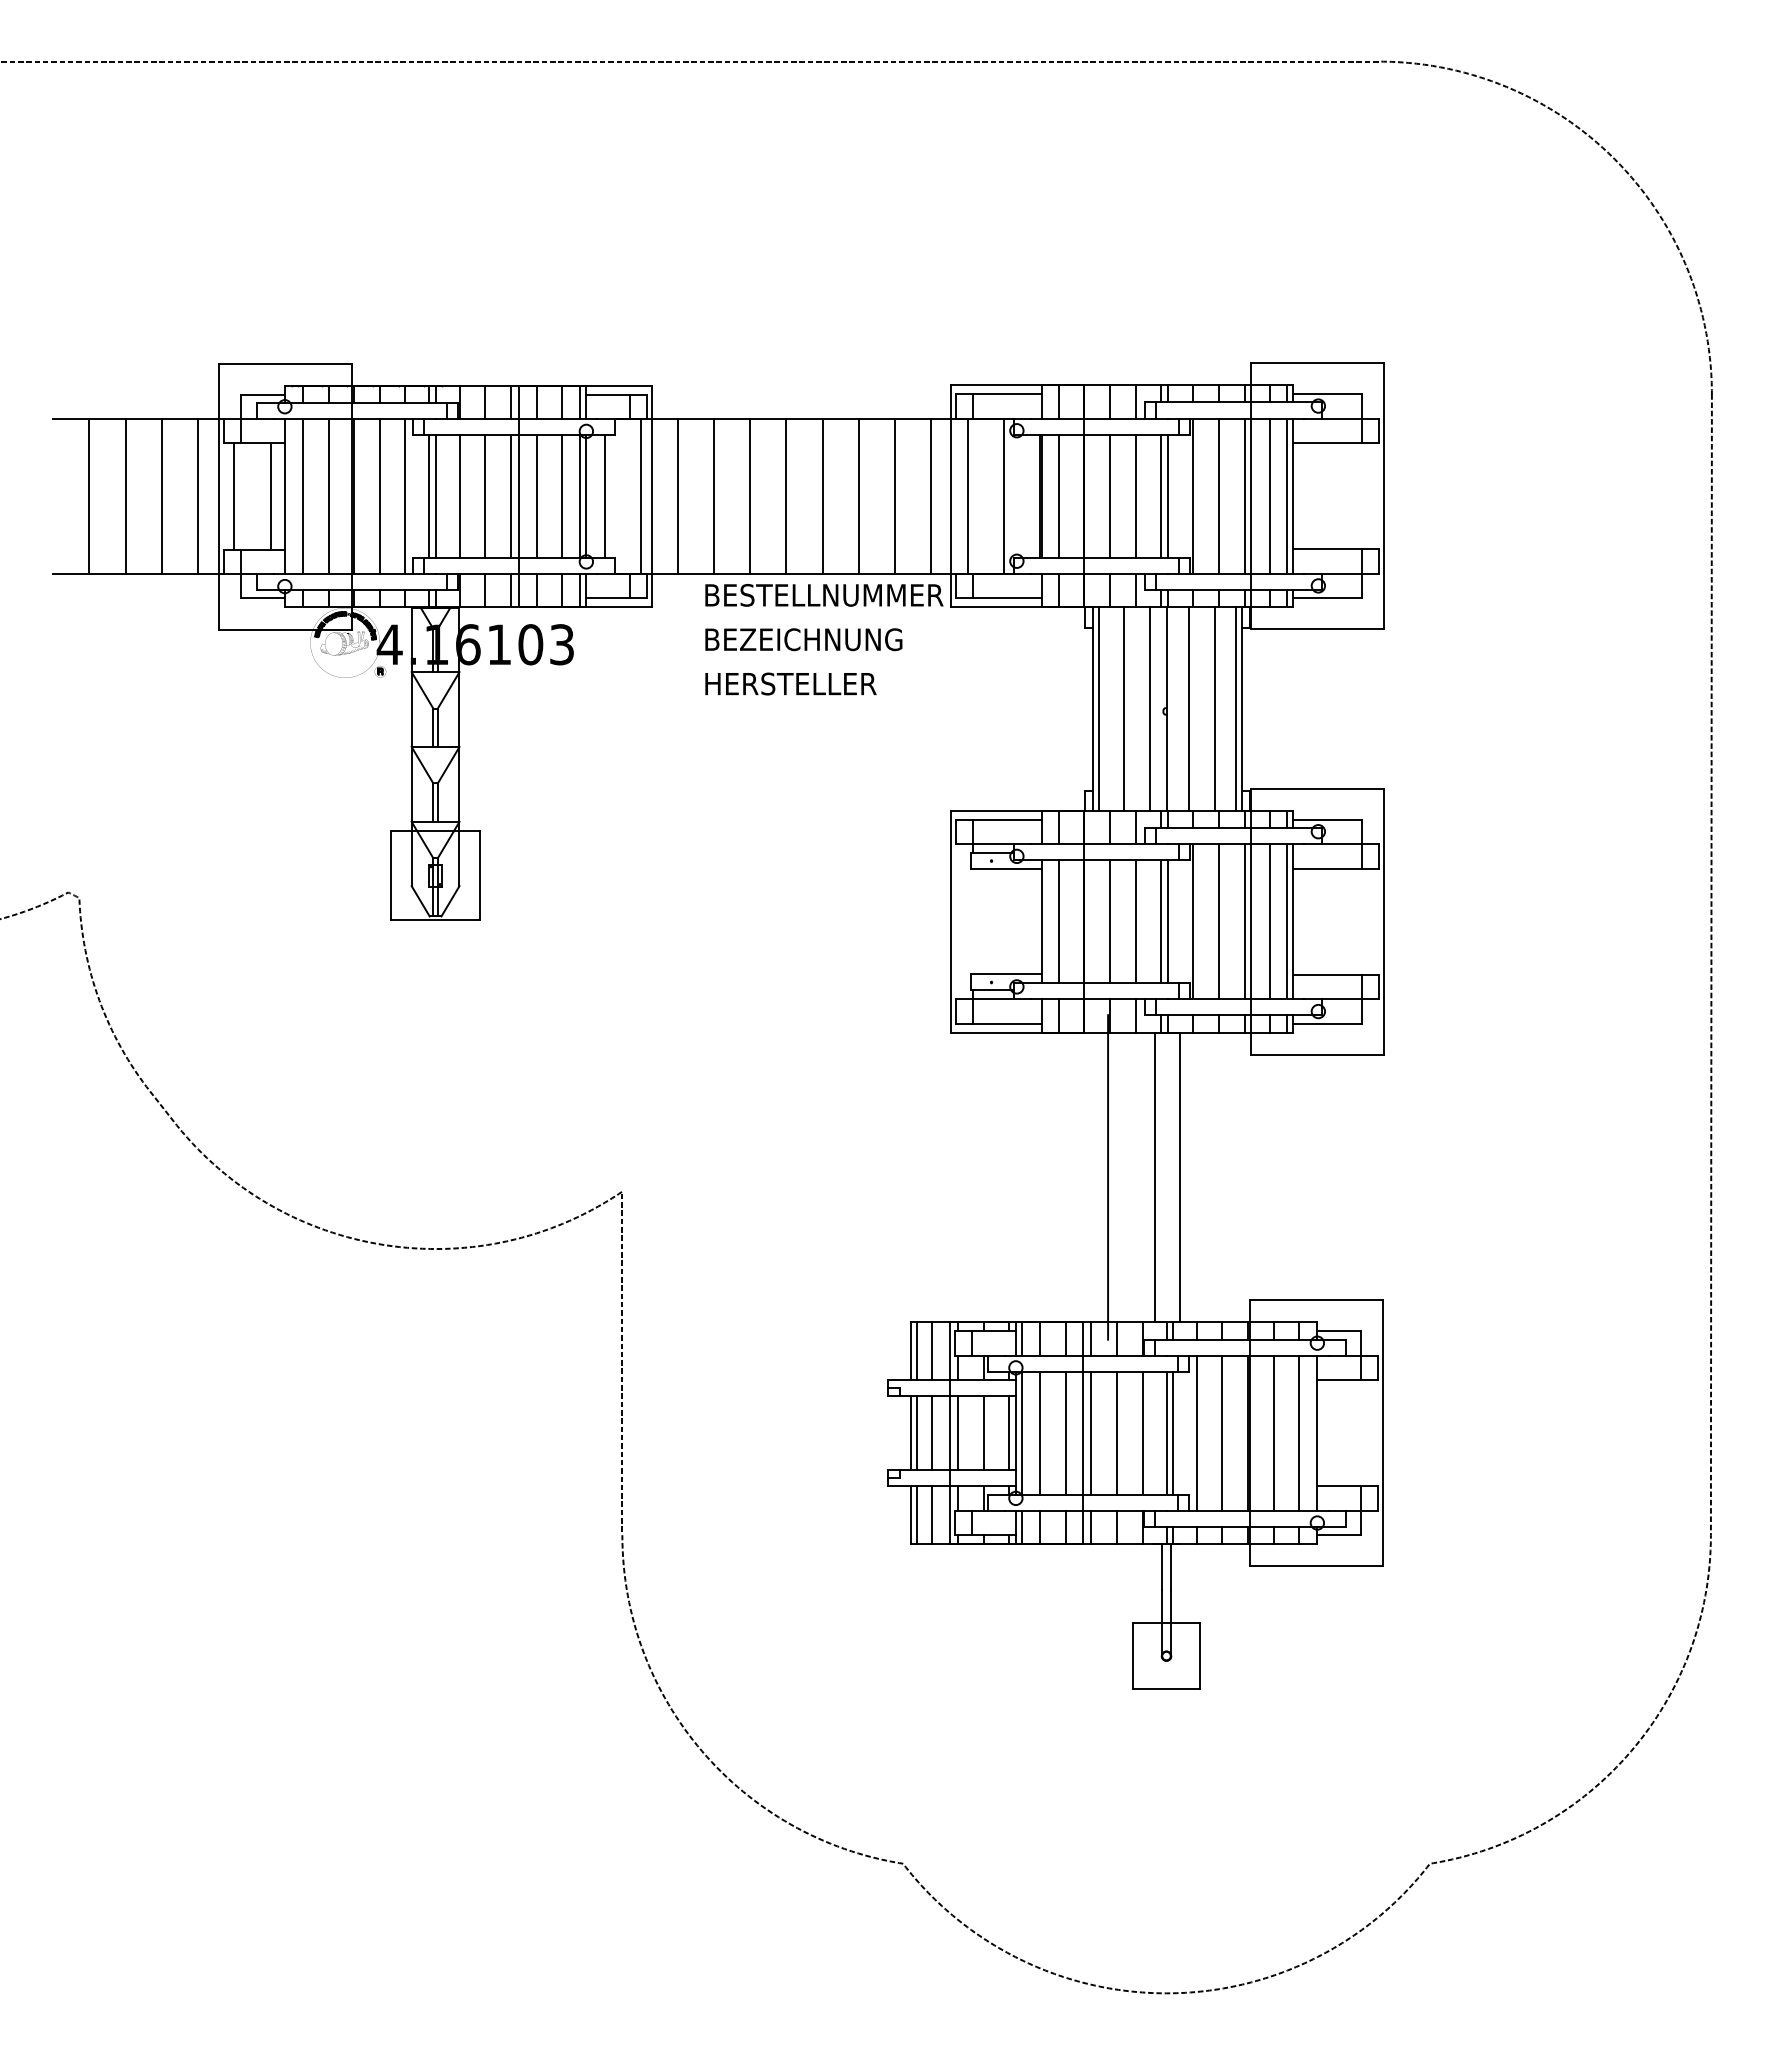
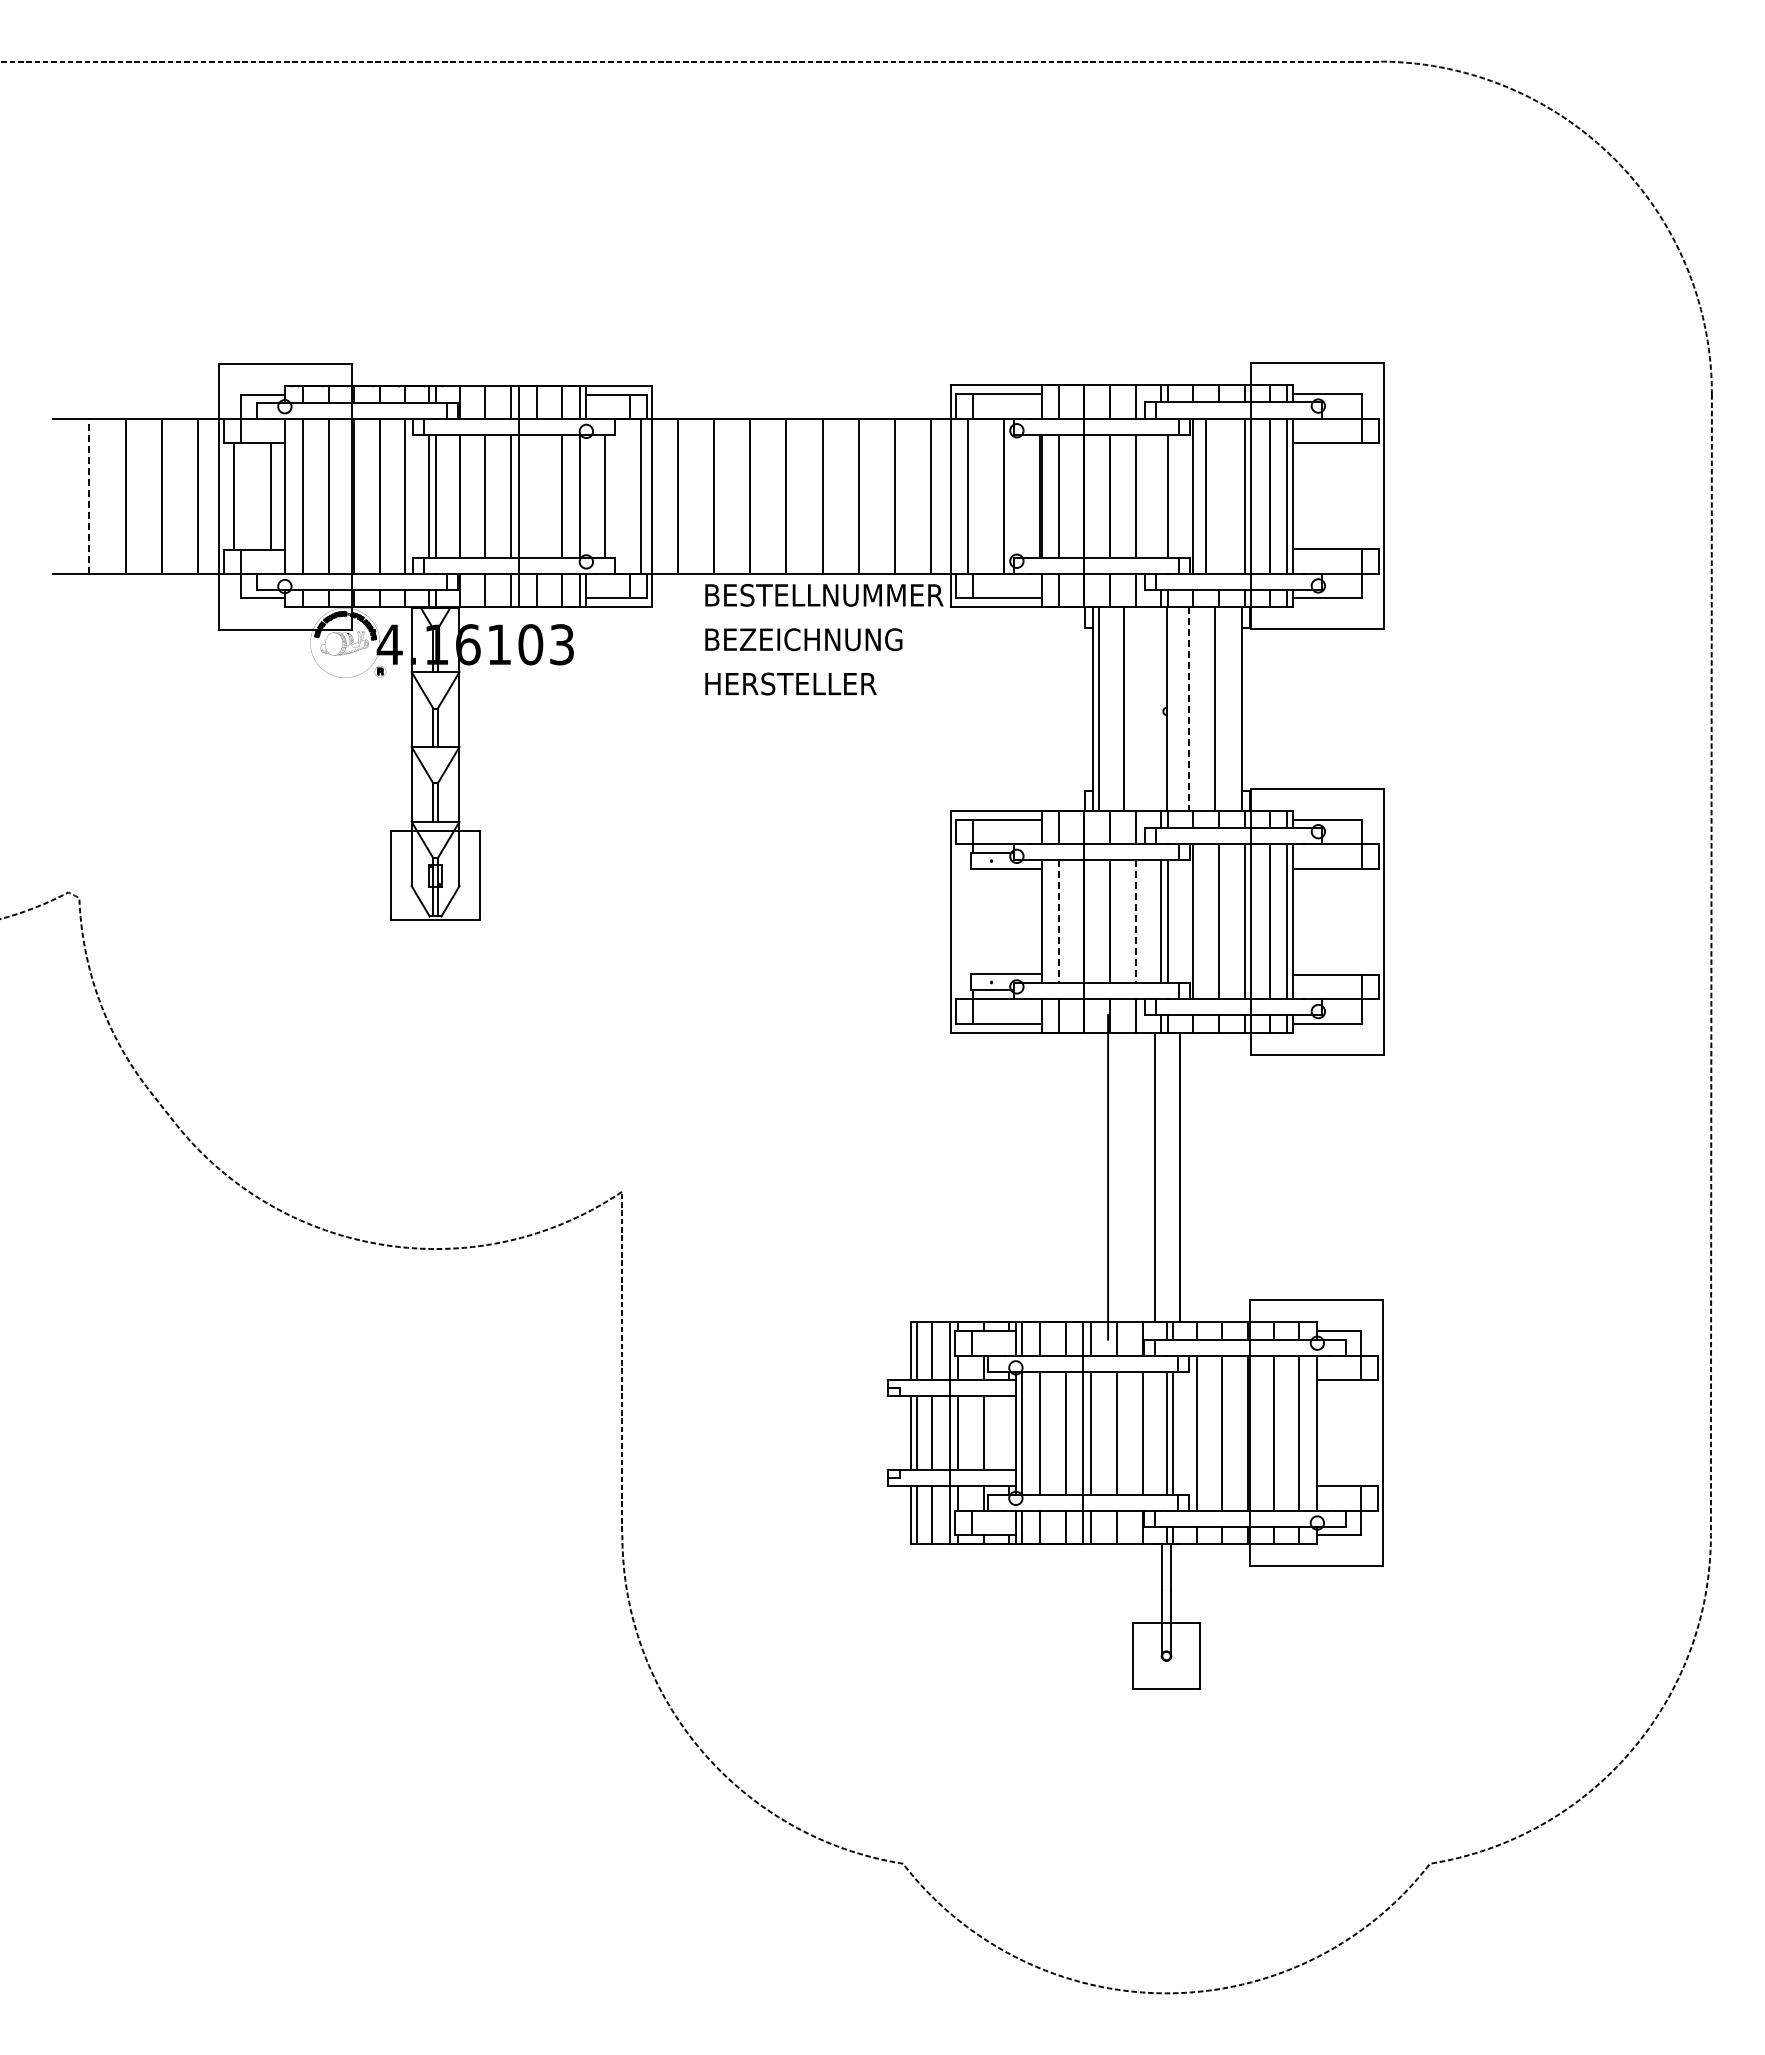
line: present -> none (1161, 495)
line position: (1218, 495) -> (1205, 495) (1205, 495)
line: solid -> dashed (89, 496)
line: present -> none (536, 496)
line: present -> none (586, 496)
line: present -> none (1149, 708)
line: solid -> dashed (1188, 708)
line: present -> none (1236, 708)
line: solid -> dashed (1058, 921)
line: solid -> dashed (1135, 921)
line: present -> none (1009, 1433)
